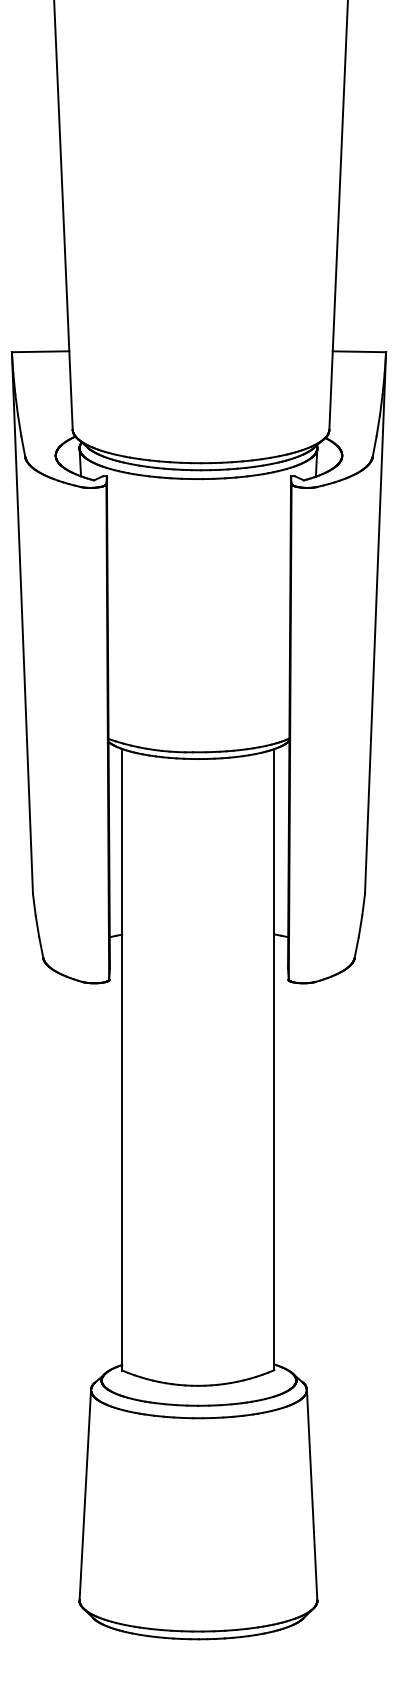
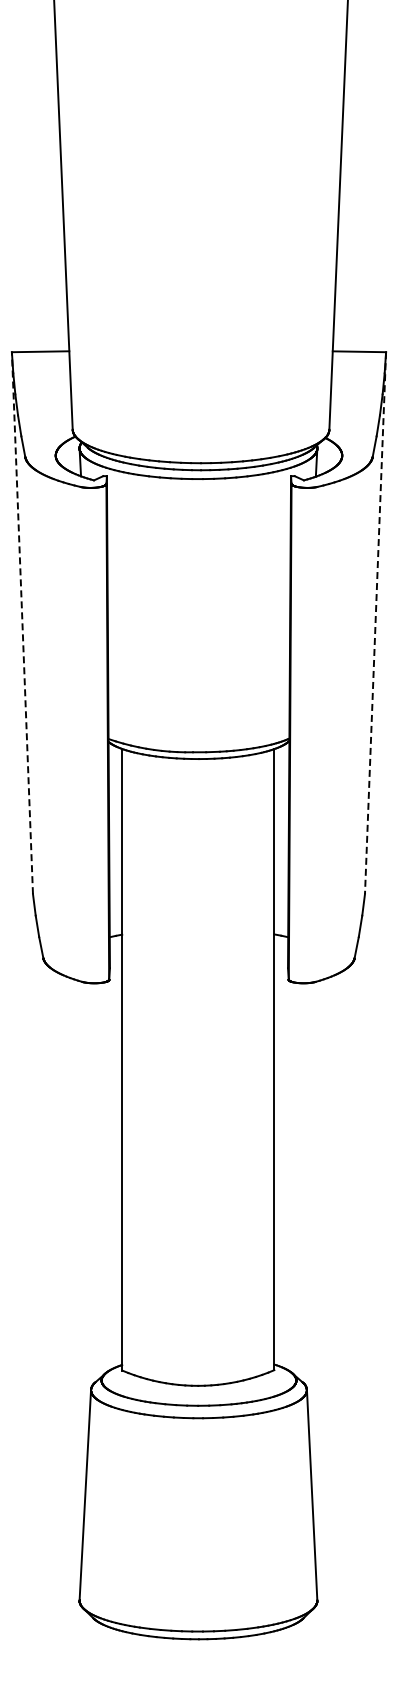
line: solid -> dashed (22, 622)
line: solid -> dashed (375, 623)
